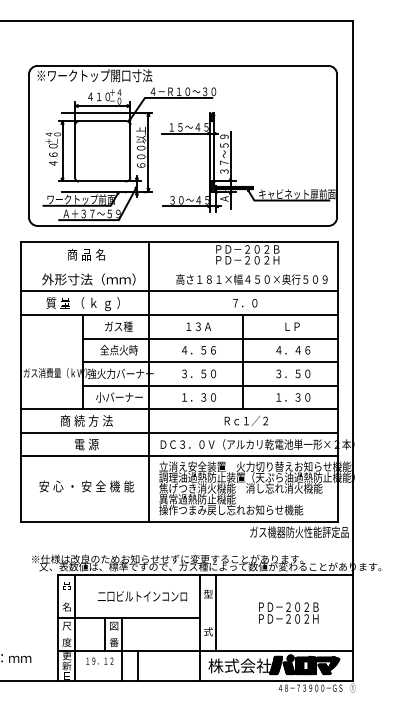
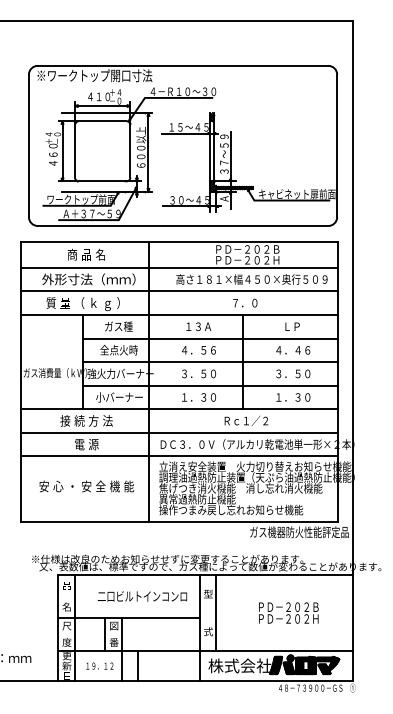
line: none -> present (179, 267)
text: 商 -> 接 (65, 420)
text position: (99, 660) -> (99, 665) (99, 665)
